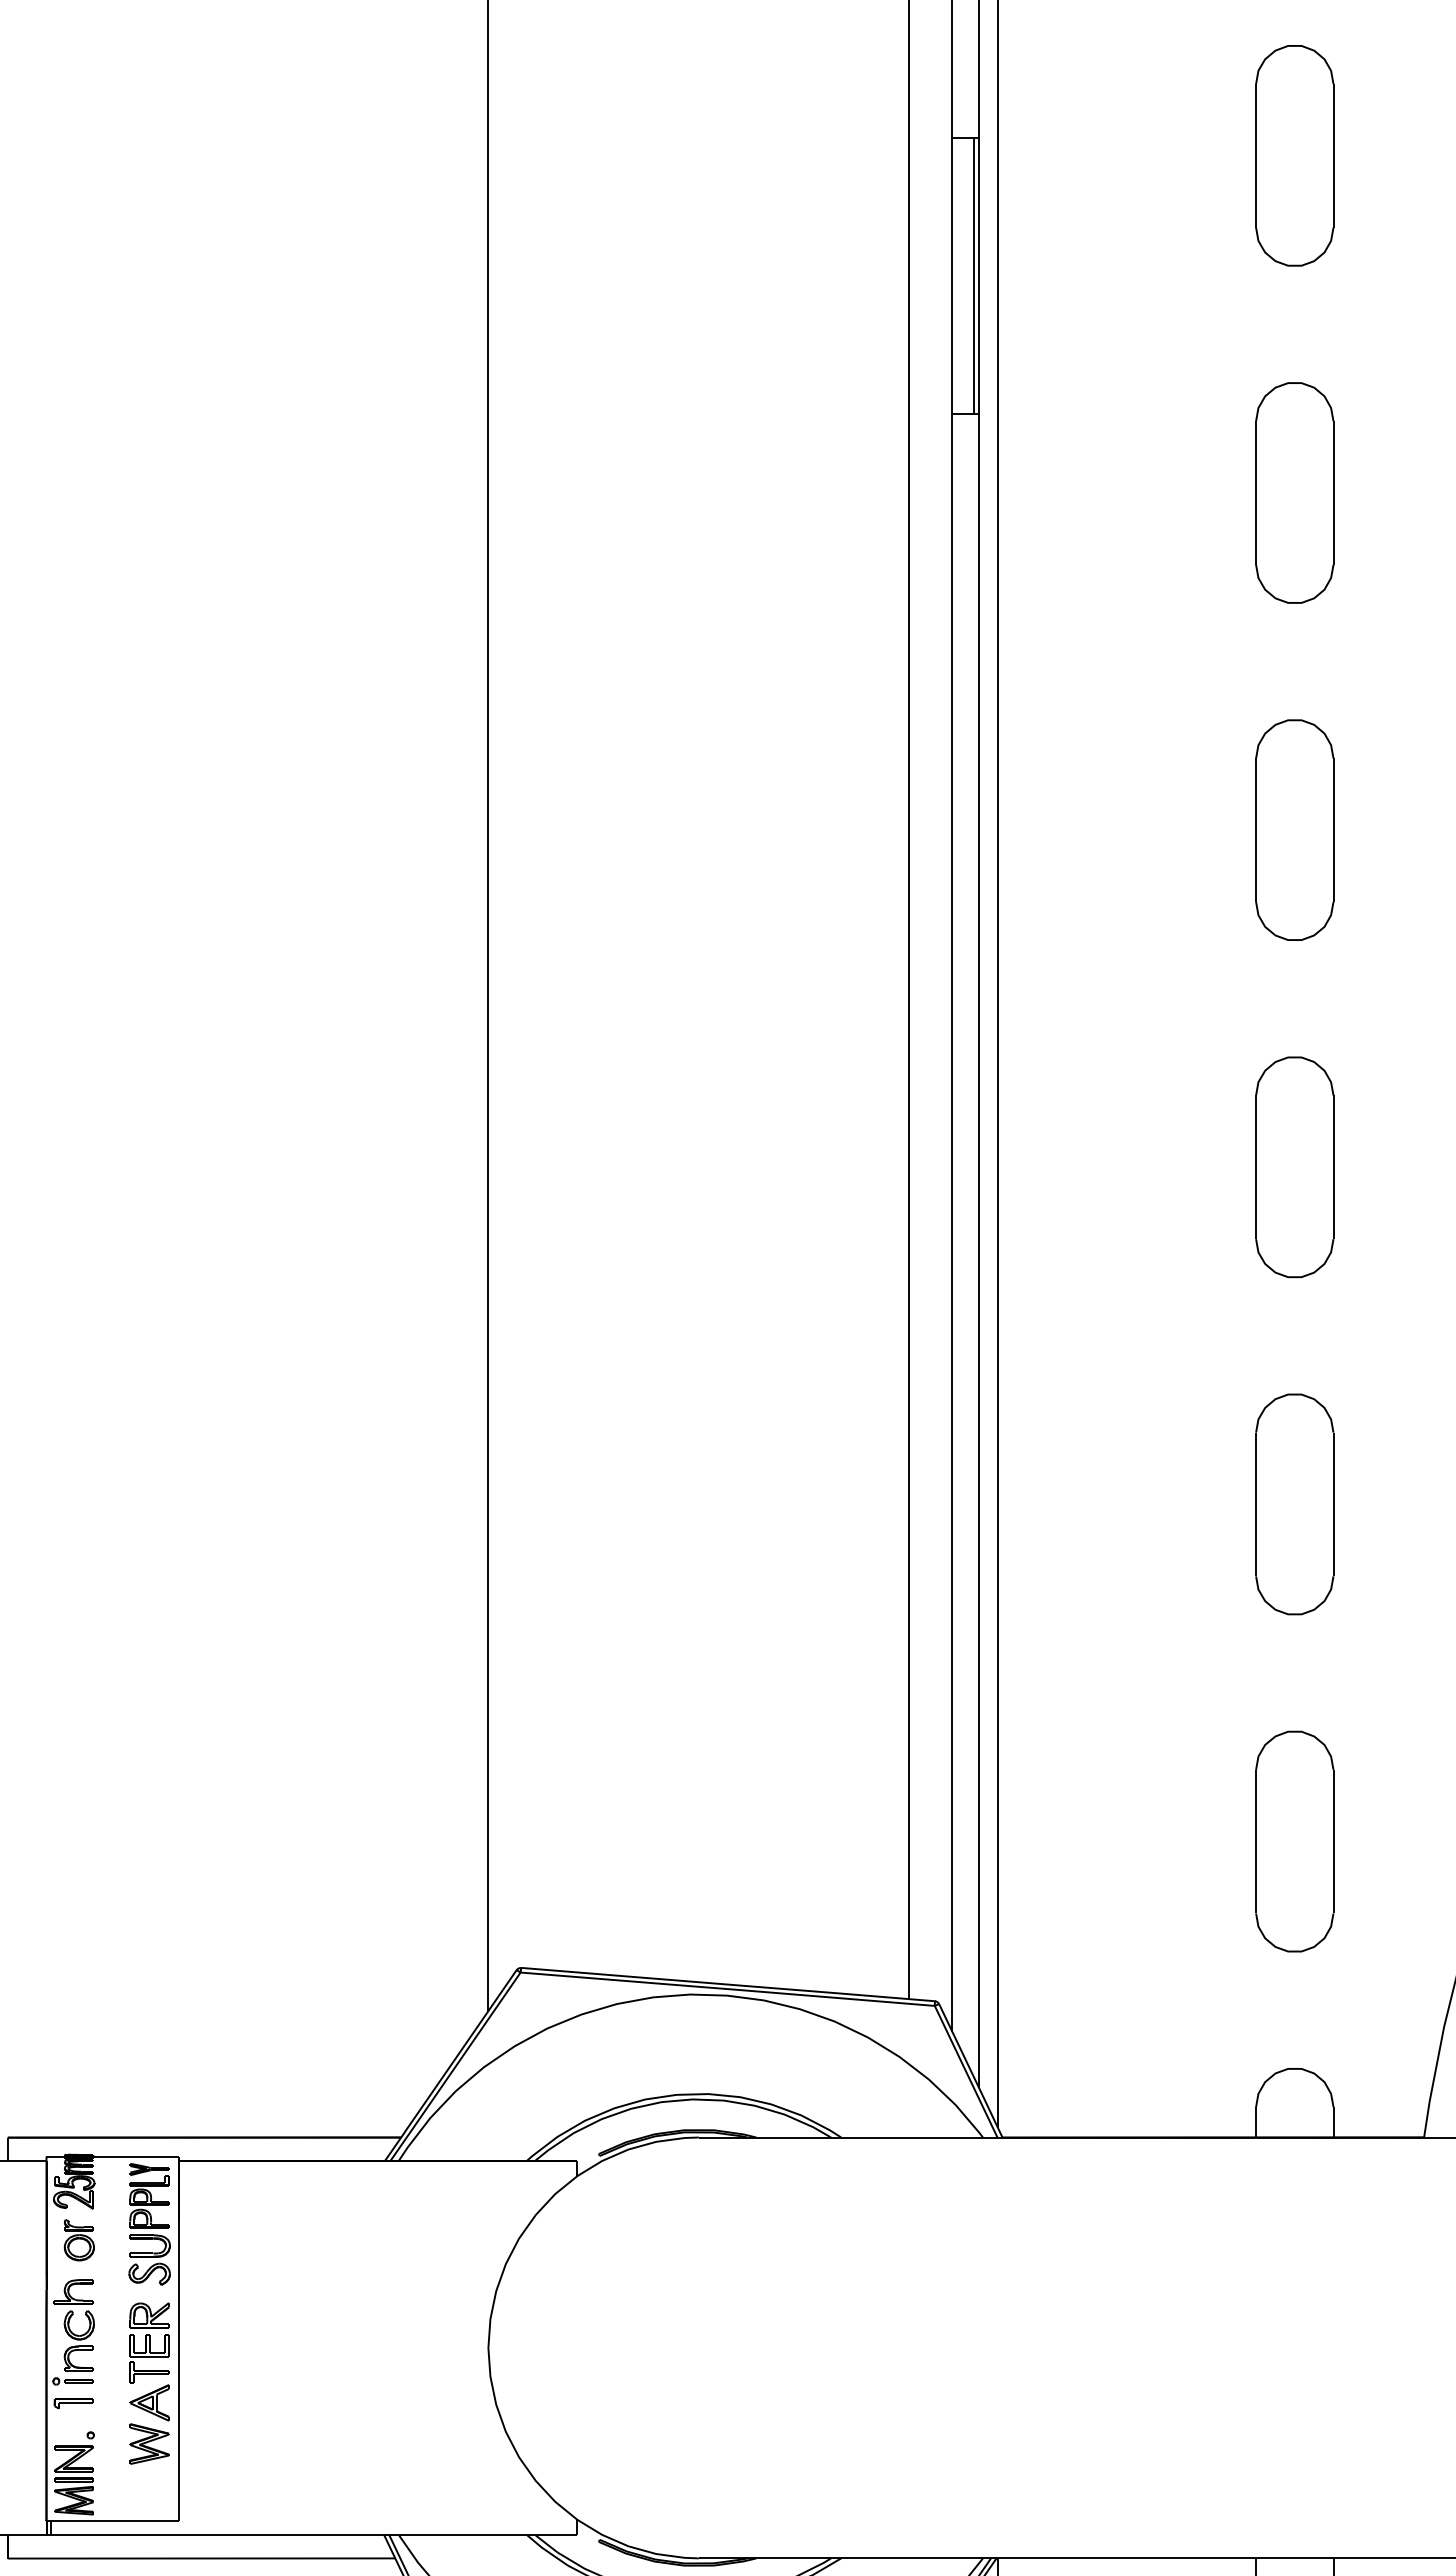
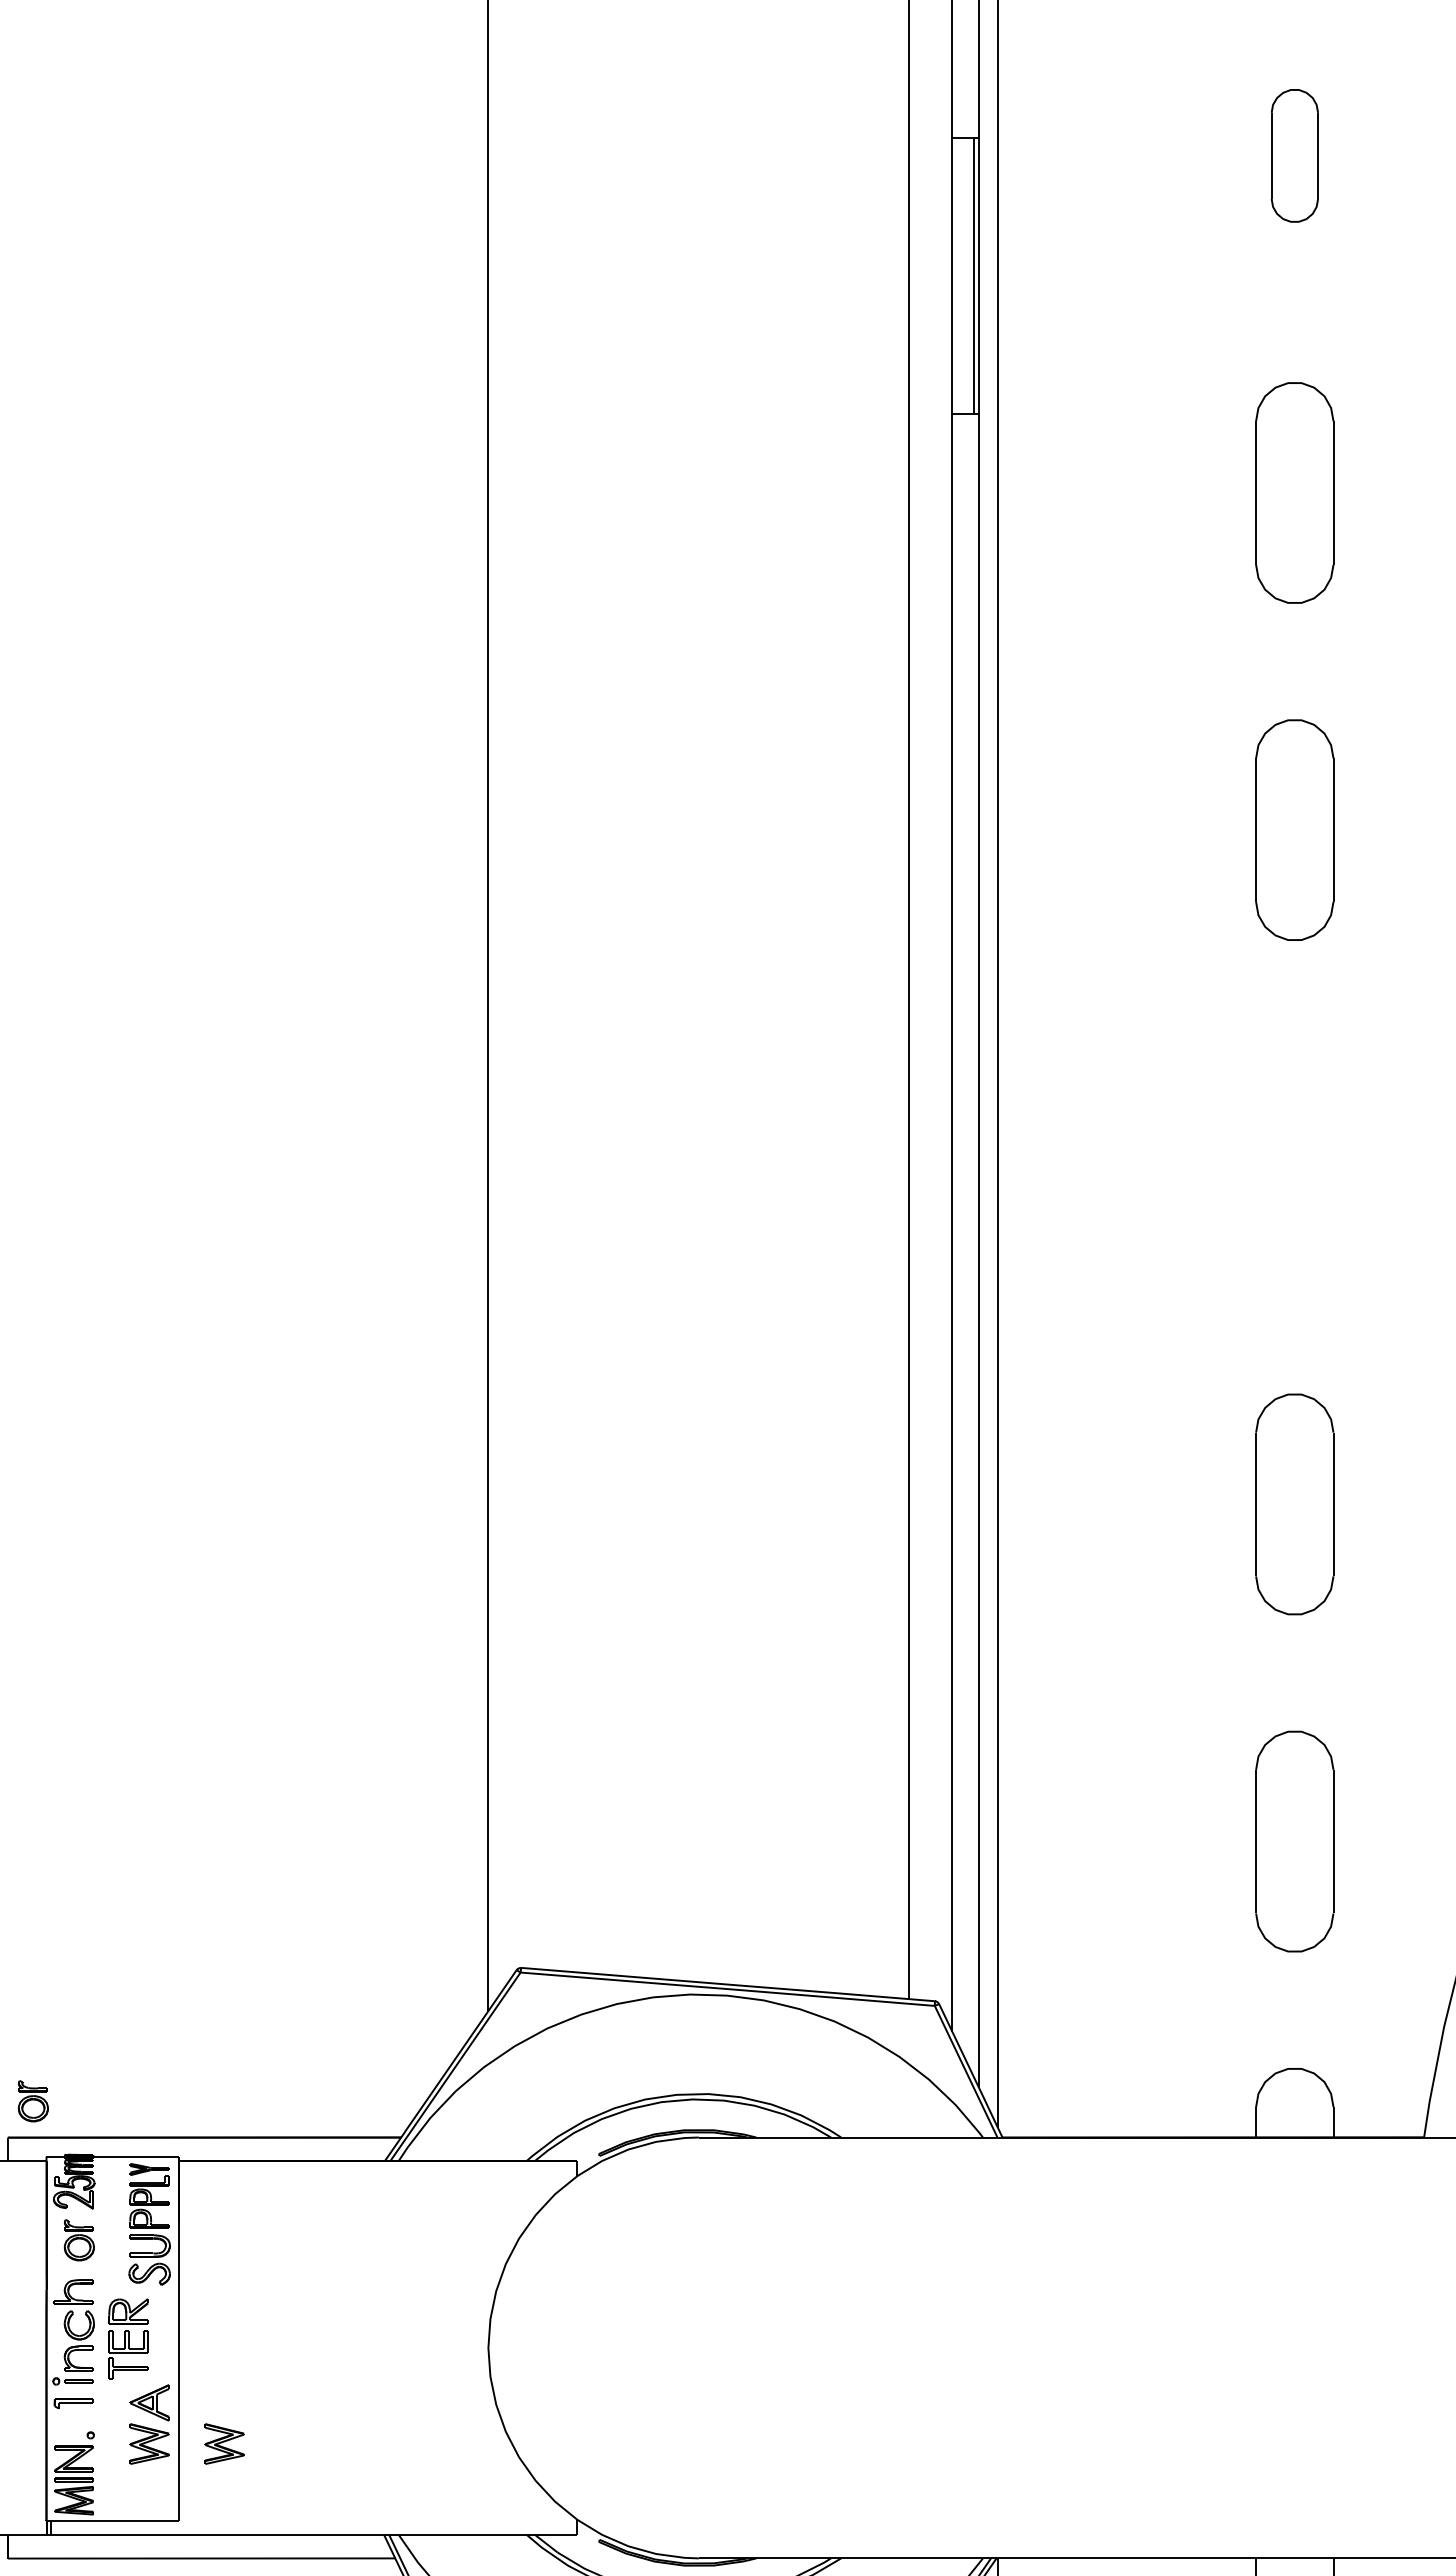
part size: 80x222 px -> 49x134 px (1294, 155)
part: present -> none (1294, 1167)
part: none -> present (32, 2101)
part position: (149, 2342) -> (128, 2338) (128, 2338)
part: none -> present (224, 2443)
